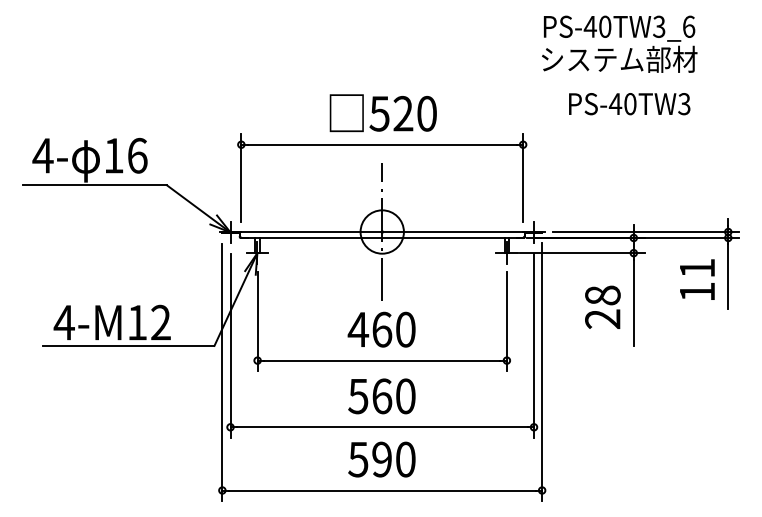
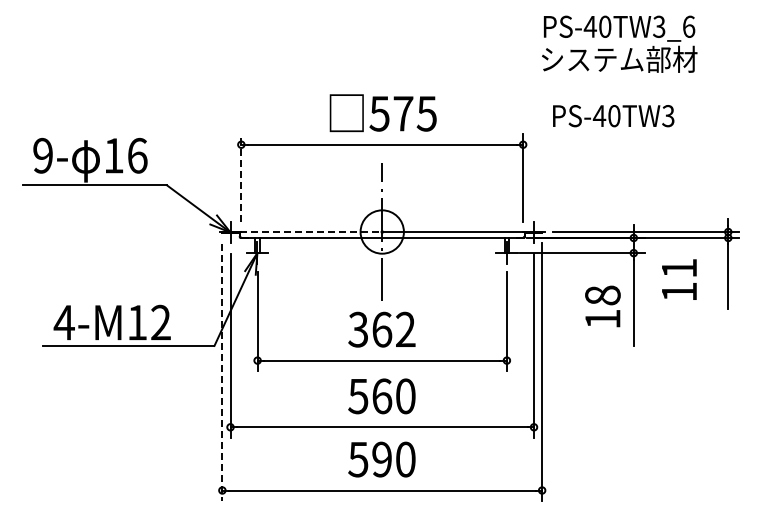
text position: (629, 104) -> (613, 116) (613, 116)
text: 520 -> 575 (414, 113)
text: 4- -> 9- (42, 155)
line: solid -> dashed (241, 177)
line: solid -> dashed (311, 232)
text position: (697, 279) -> (679, 279) (679, 279)
text: 28 -> 18 (602, 318)
text: 460 -> 362 (381, 329)
line: solid -> dashed (222, 372)
